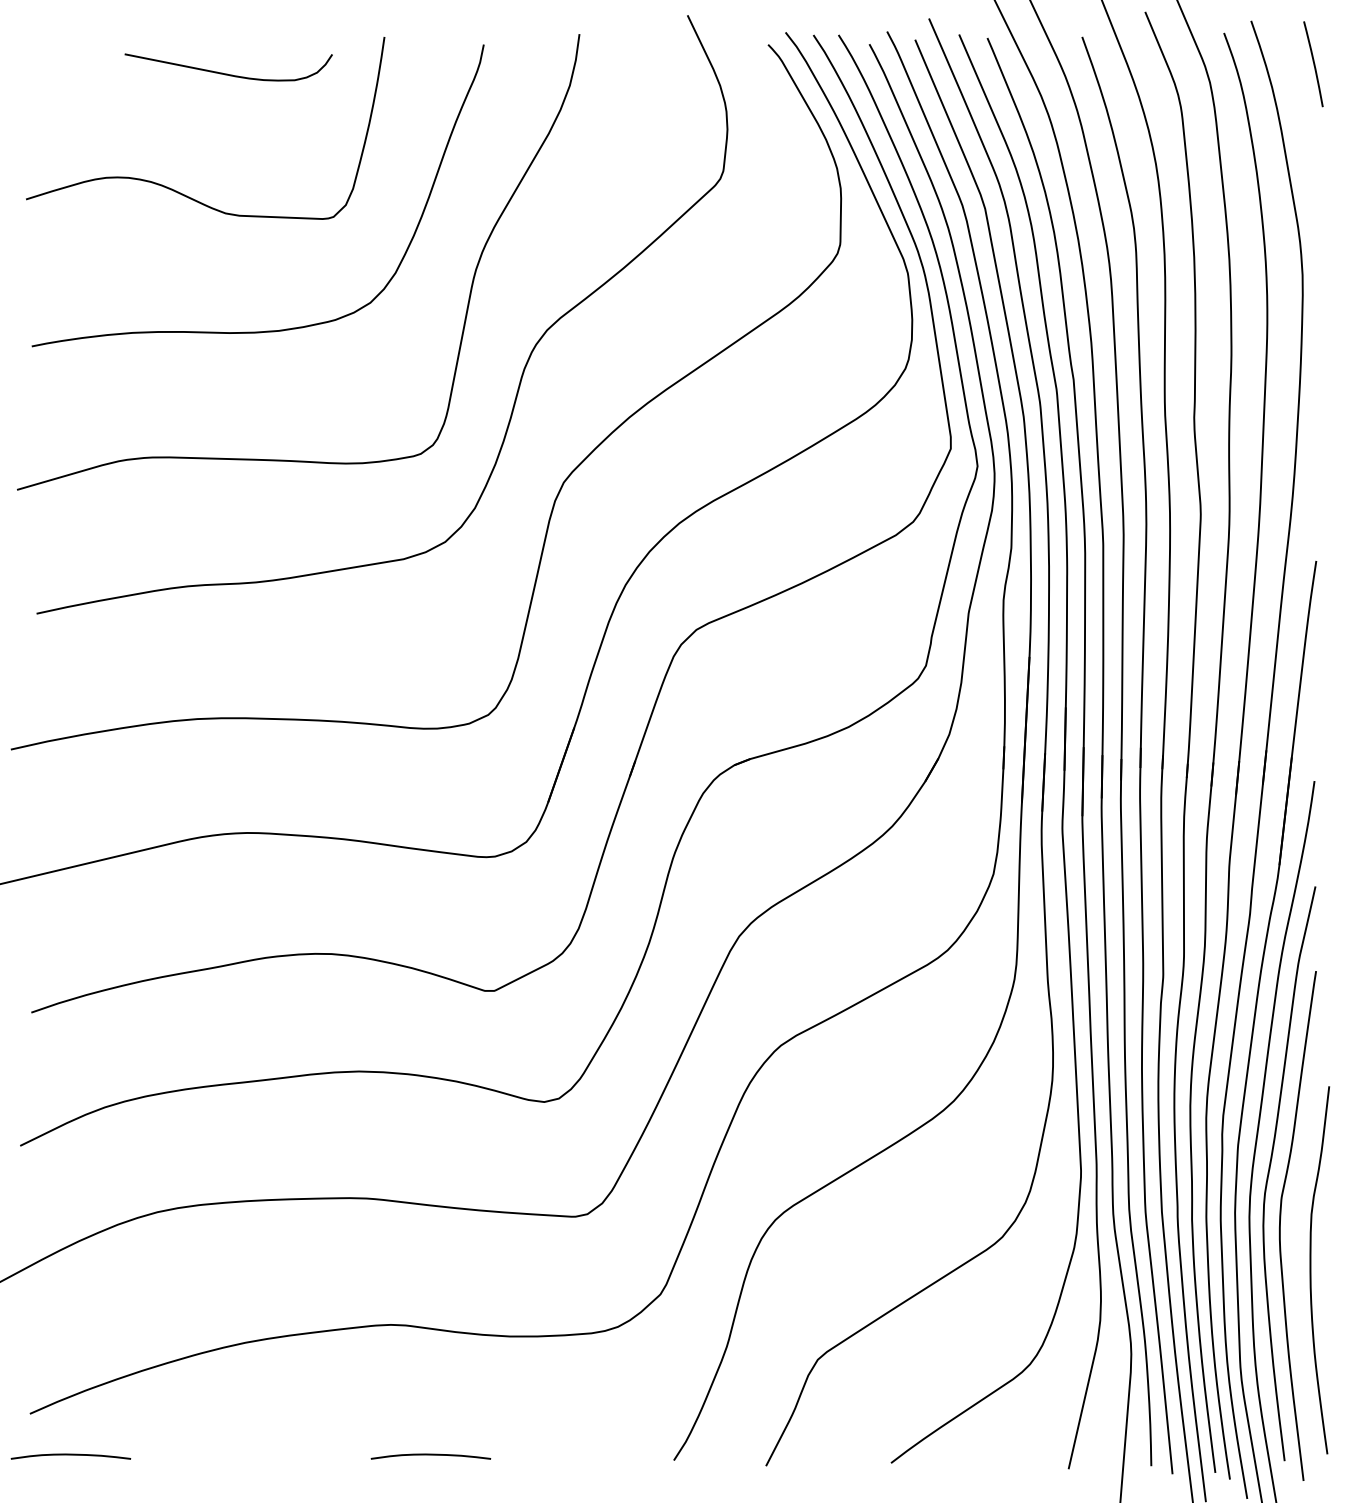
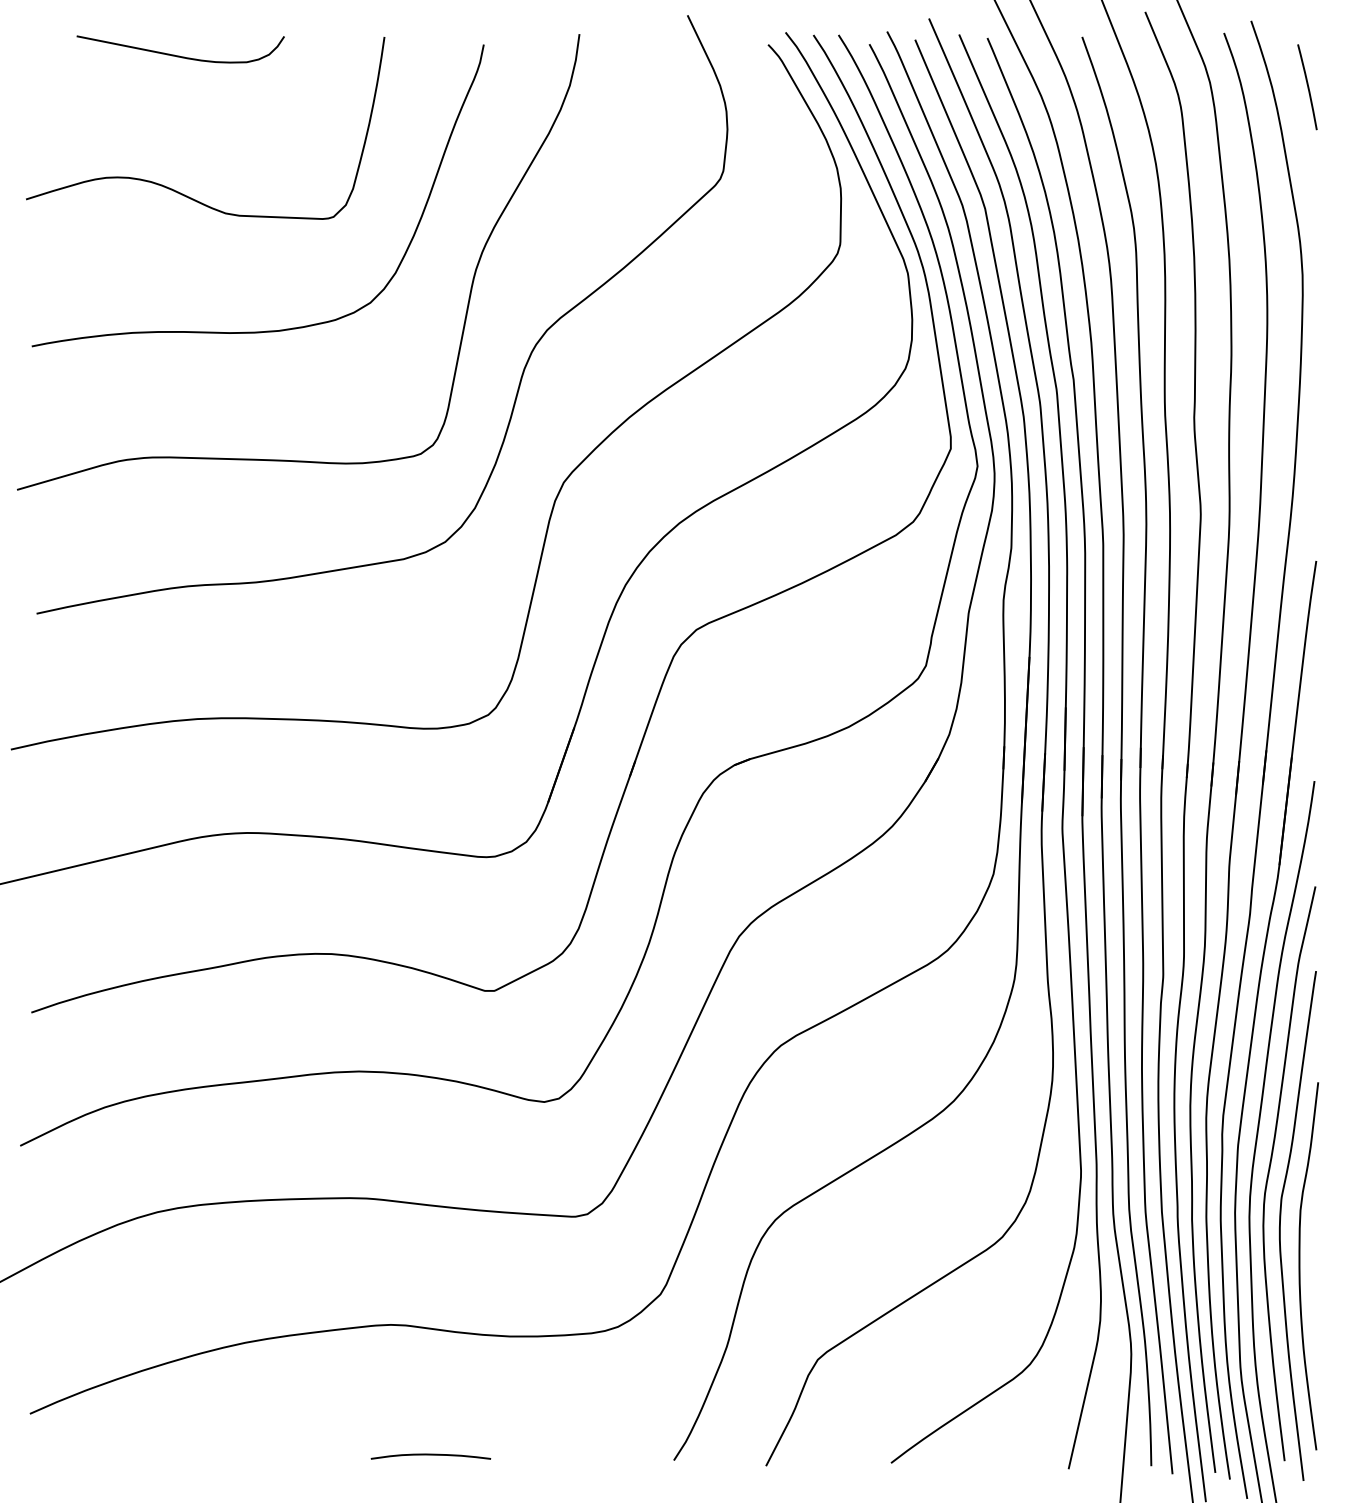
line position: (1313, 64) -> (1307, 87) (1307, 87)
curve position: (227, 73) -> (179, 55) (179, 55)
curve position: (1311, 1270) -> (1300, 1266) (1300, 1266)
curve: present -> none (70, 1455)
